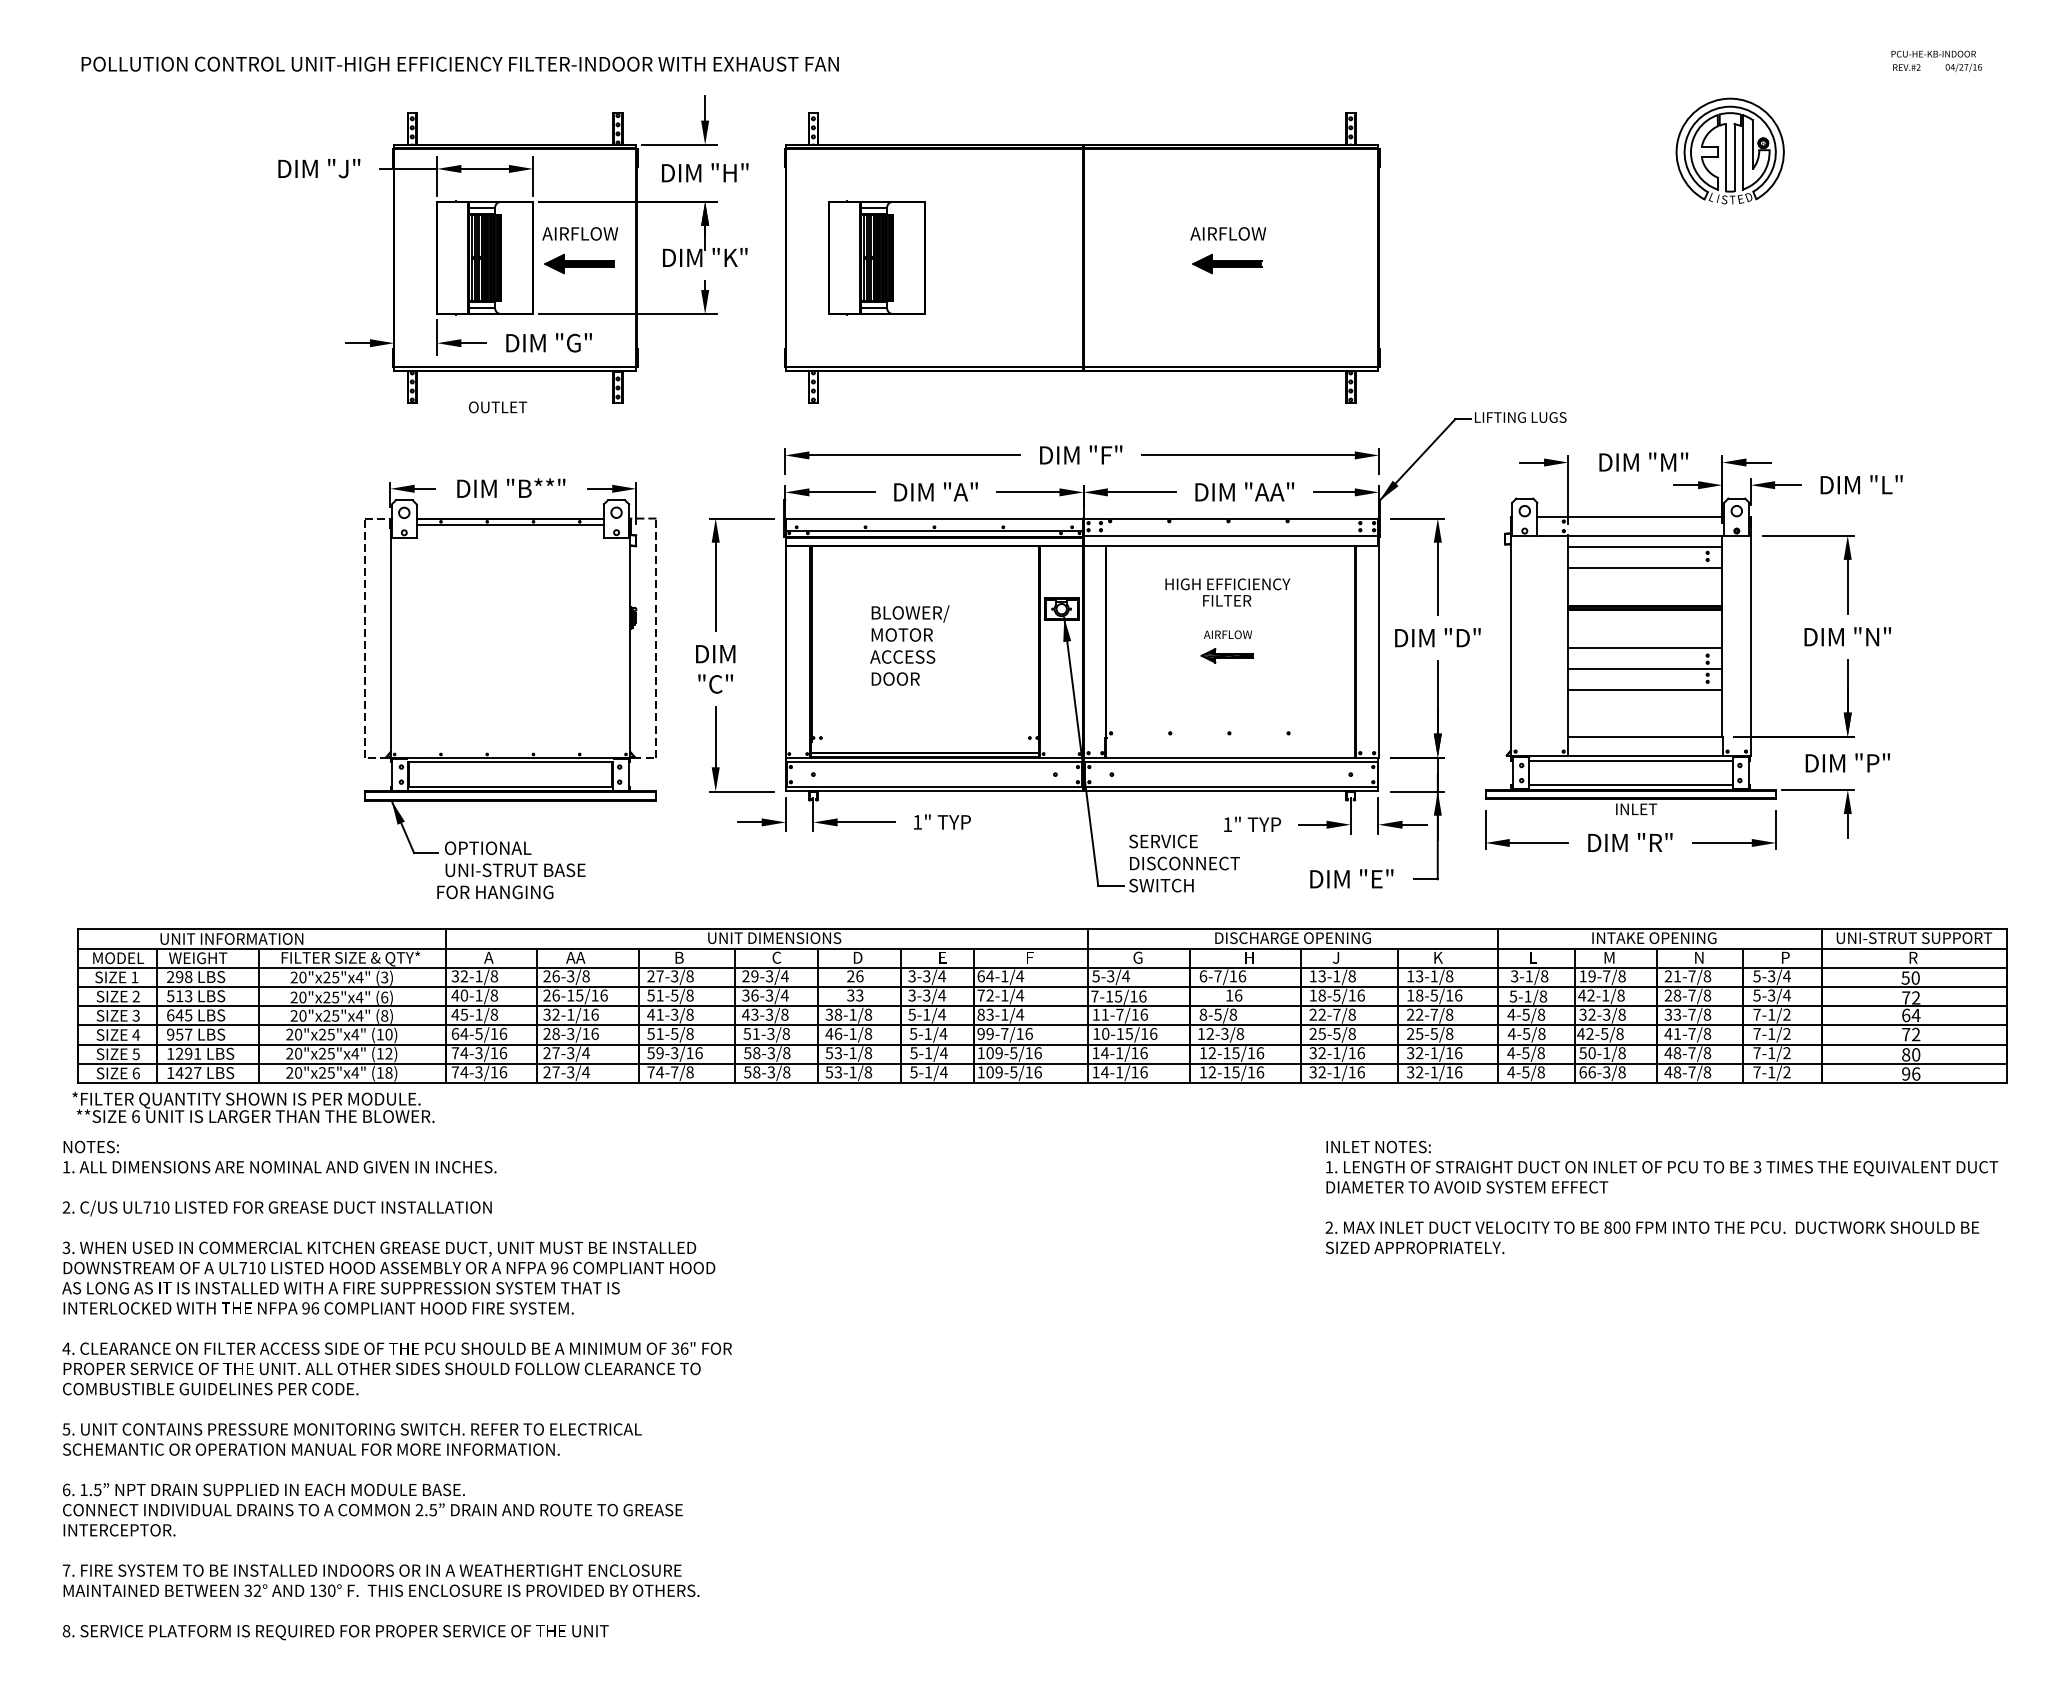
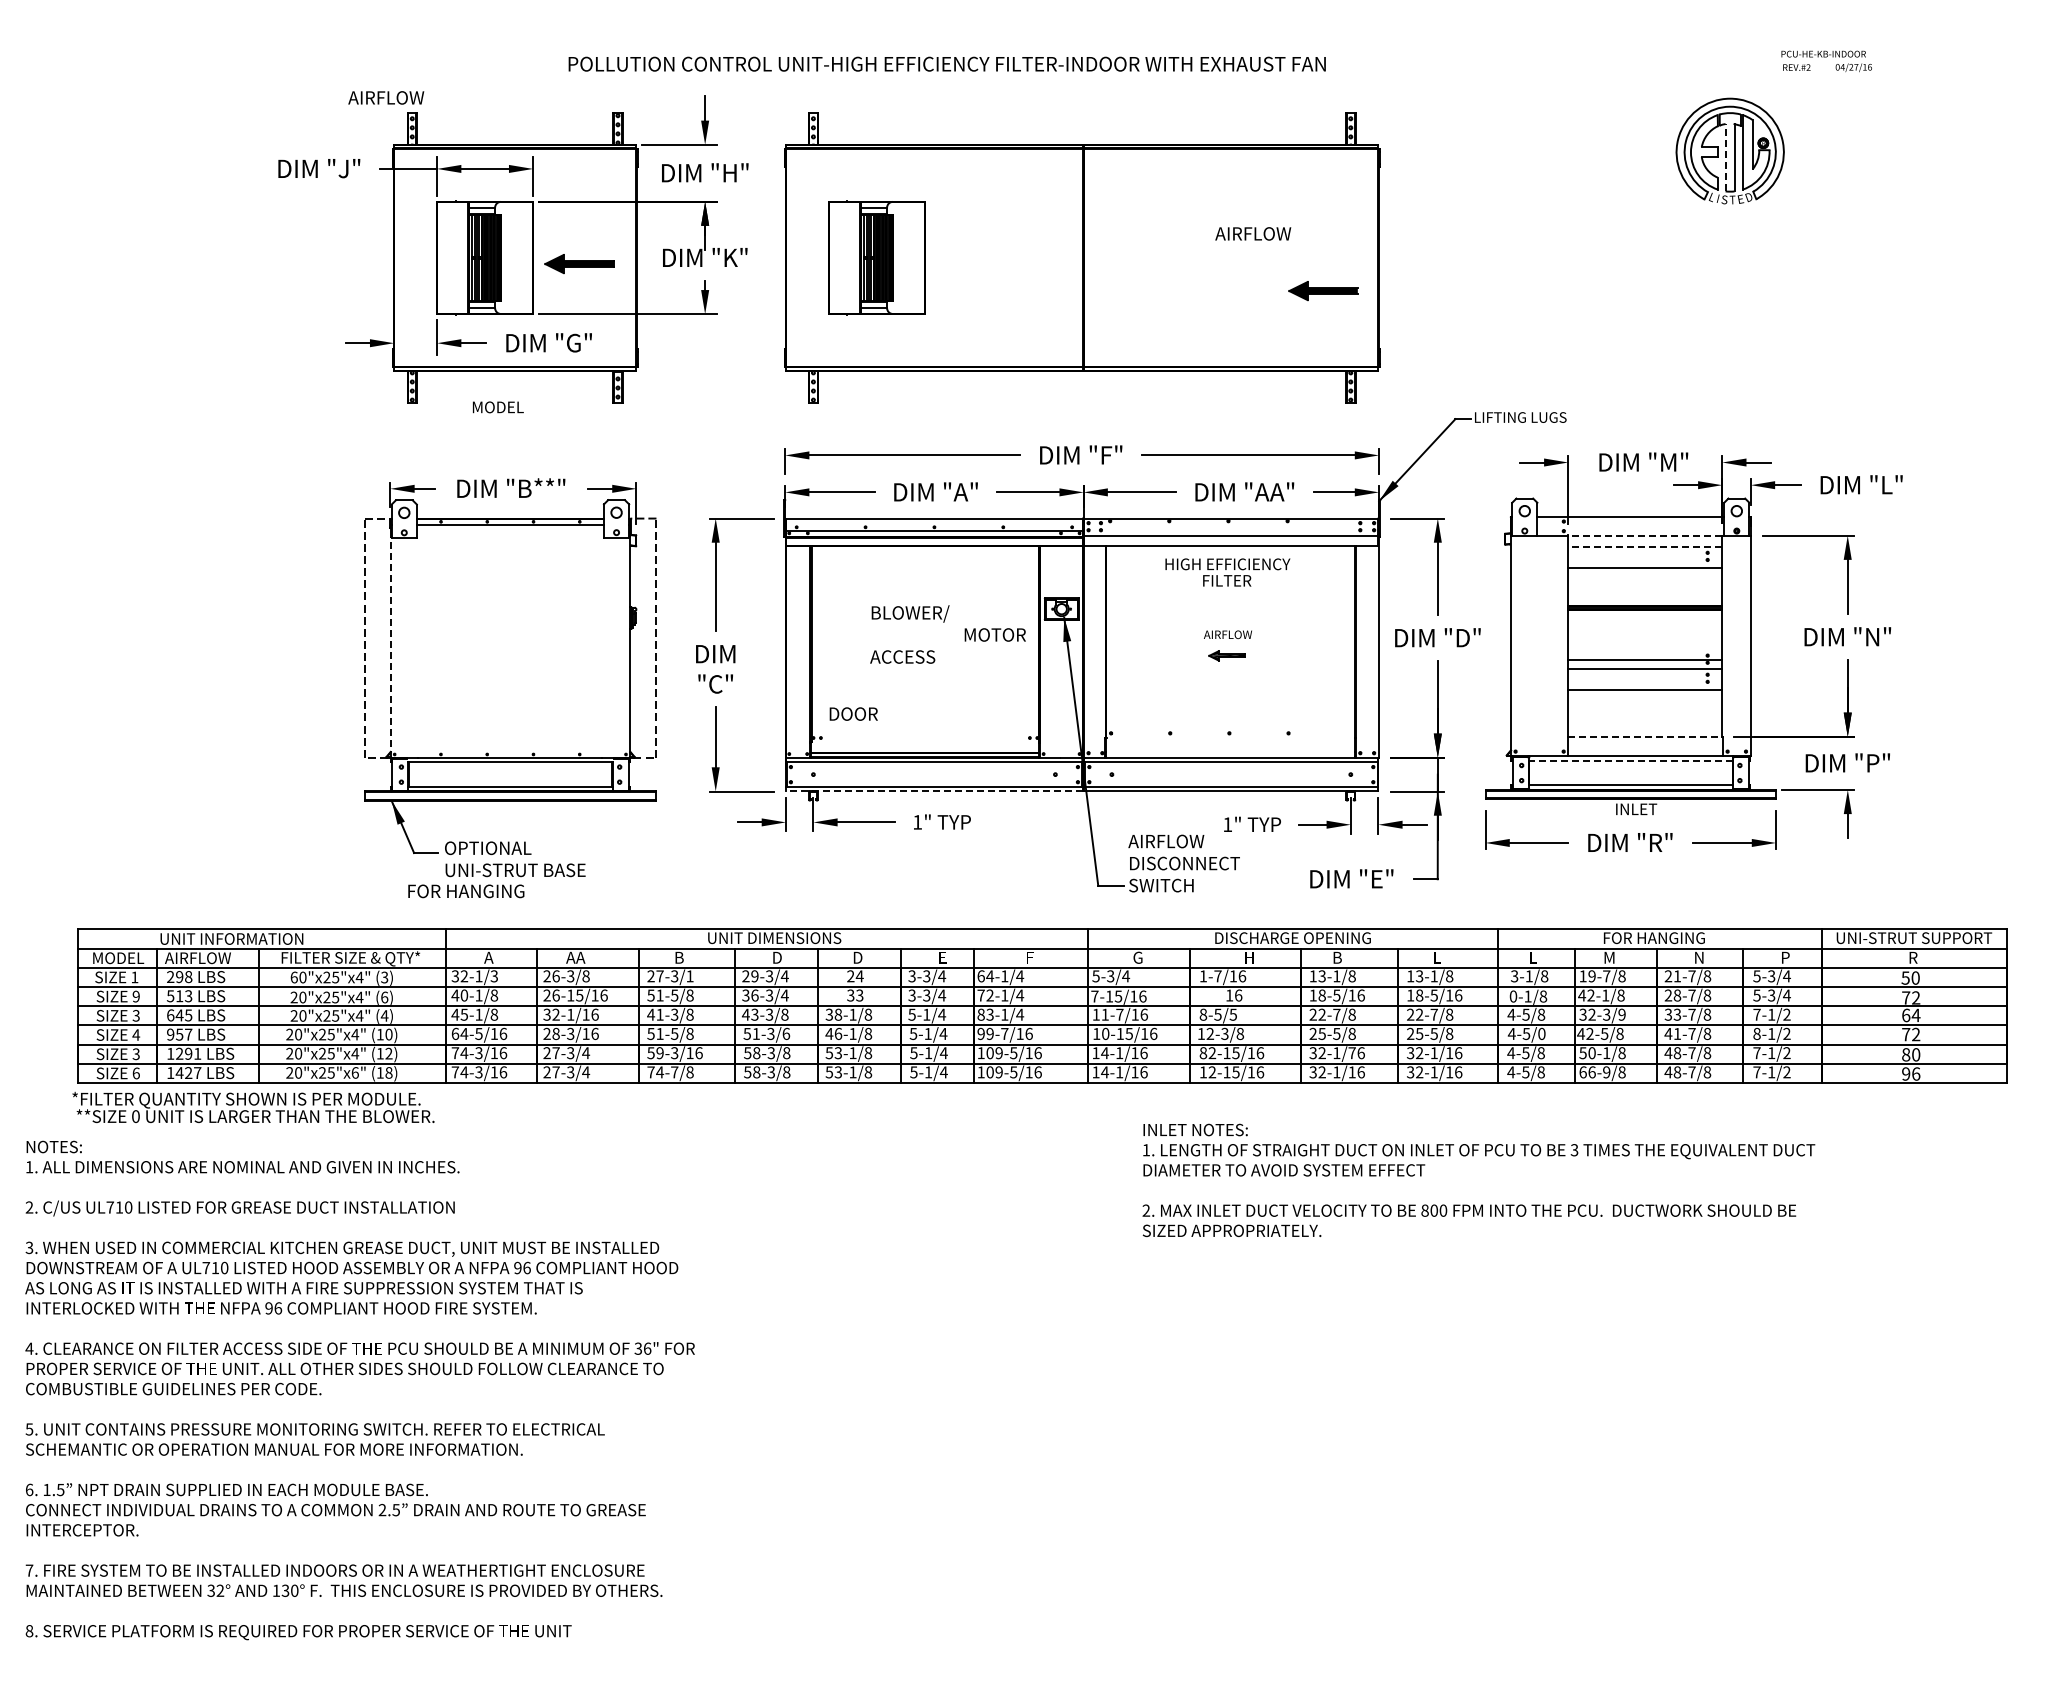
text position: (1936, 61) -> (1826, 61) (1826, 61)
text position: (459, 63) -> (946, 63) (946, 63)
line: solid -> dashed (1725, 157)
text position: (580, 233) -> (386, 97) (386, 97)
text position: (1228, 233) -> (1253, 233) (1253, 233)
part position: (1227, 264) -> (1323, 291) (1323, 291)
text: OUTLET -> MODEL (498, 407)
line: solid -> dashed (1644, 535)
line: solid -> dashed (1644, 546)
text position: (1227, 592) -> (1227, 572) (1227, 572)
text position: (901, 634) -> (994, 634) (994, 634)
line: solid -> dashed (390, 647)
line position: (1645, 647) -> (1645, 659) (1645, 659)
part size: 54x16 px -> 38x12 px (1226, 655)
text position: (895, 678) -> (853, 713) (853, 713)
line: solid -> dashed (1645, 736)
line: solid -> dashed (1630, 760)
line: solid -> dashed (934, 791)
text: SERVICE -> AIRFLOW (1166, 841)
text position: (495, 892) -> (466, 891) (466, 891)
text: INTAKE OPENING -> FOR HANGING (1654, 938)
text: C -> D (776, 957)
text: J -> B (1336, 957)
text: K -> L (1438, 957)
text: WEIGHT -> AIRFLOW (197, 958)
text: 32-1/8 -> 32-1/3 (494, 976)
text: 27-3/8 -> 27-3/1 (689, 976)
text: 26 -> 24 (859, 976)
text: 6-7/16 -> 1-7/16 (1203, 976)
text: 20"x25"x4" -> 60"x25"x4" (293, 977)
text: 2 -> 9 (135, 996)
text: 5-1/8 -> 0-1/8 (1513, 996)
text: 8-5/8 -> 8-5/5 (1233, 1014)
text: 32-3/8 -> 32-3/9 (1621, 1014)
text: (8) -> (4) (384, 1015)
text: 51-3/8 -> 51-3/6 (786, 1033)
text: 4-5/8 -> 4-5/0 (1541, 1033)
text: 7-1/2 -> 8-1/2 (1756, 1033)
text: 5 -> 3 (136, 1053)
text: 12-15/16 -> 82-15/16 (1203, 1053)
text: 32-1/16 -> 32-1/76 (1351, 1053)
text: 20"x25"x4" -> 20"x25"x6" (355, 1072)
text: 66-3/8 -> 66-9/8 (1606, 1072)
text: 6 -> 0 (135, 1116)
text position: (1661, 1197) -> (1478, 1180) (1478, 1180)
text position: (396, 1390) -> (359, 1390) (359, 1390)
